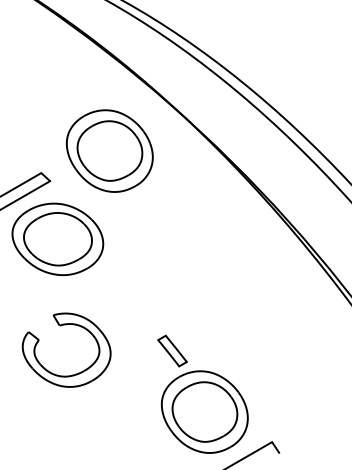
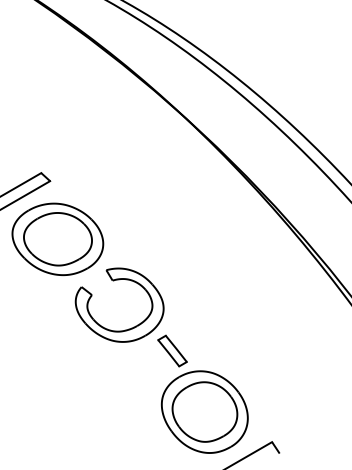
part: present -> none (109, 150)
part position: (61, 326) -> (114, 281) (114, 281)
